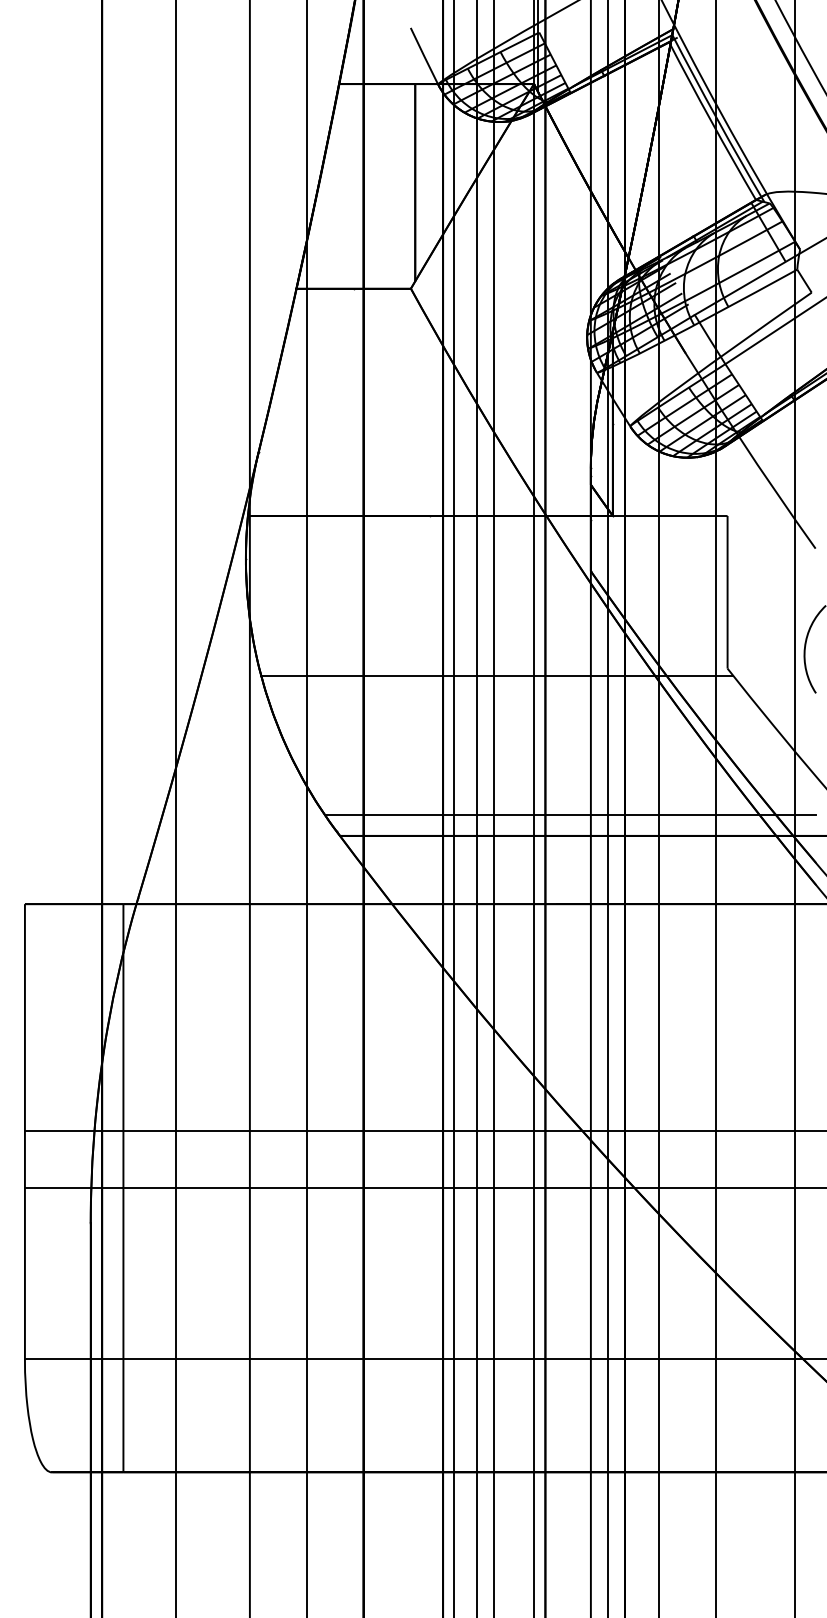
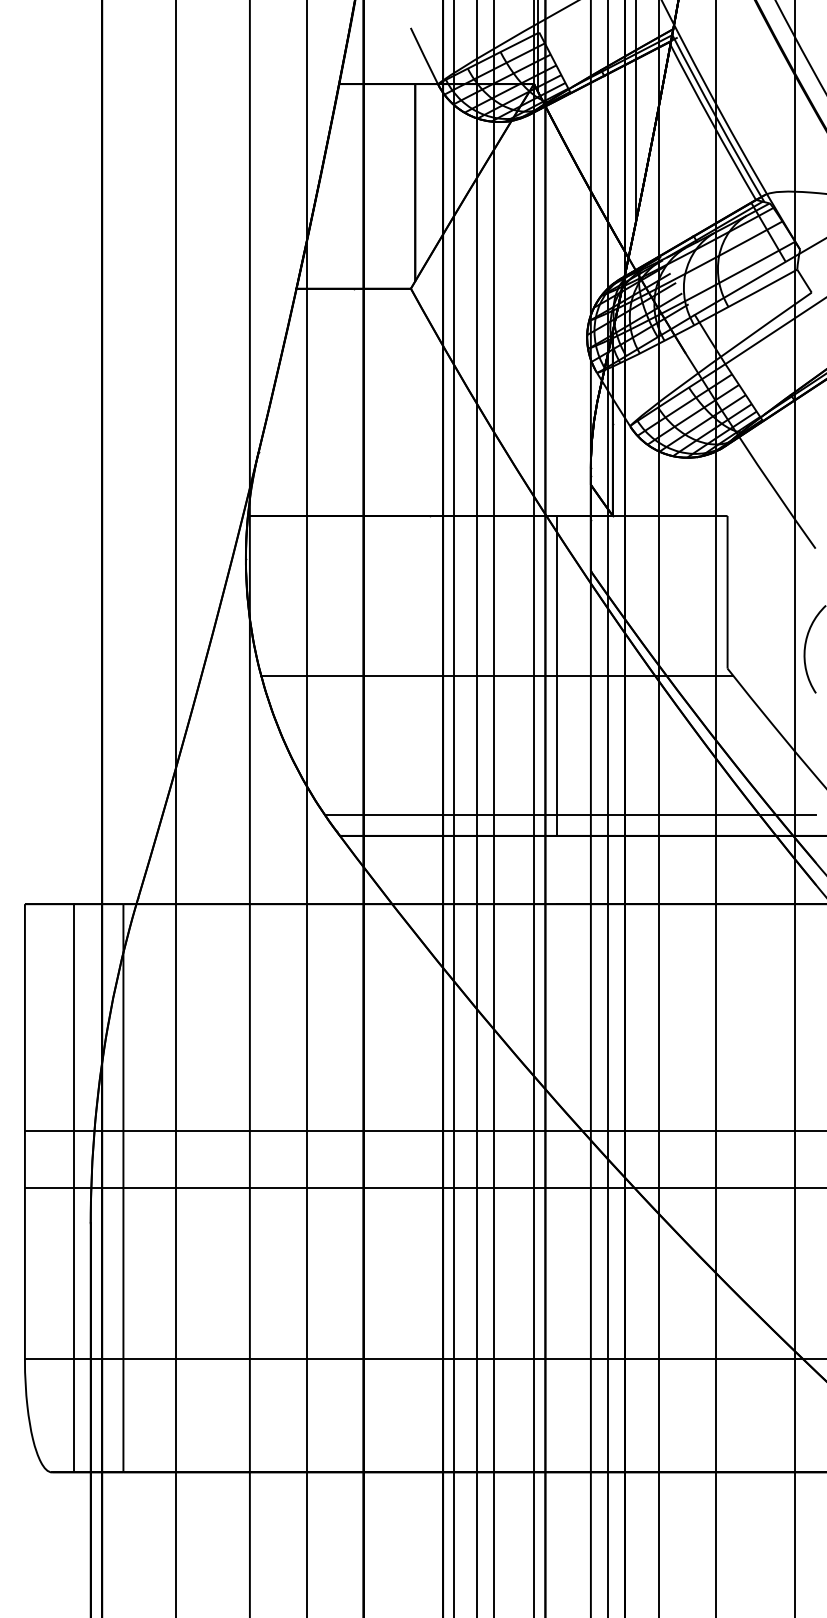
line: none -> present (635, 113)
line: none -> present (556, 675)
line: none -> present (74, 1188)
